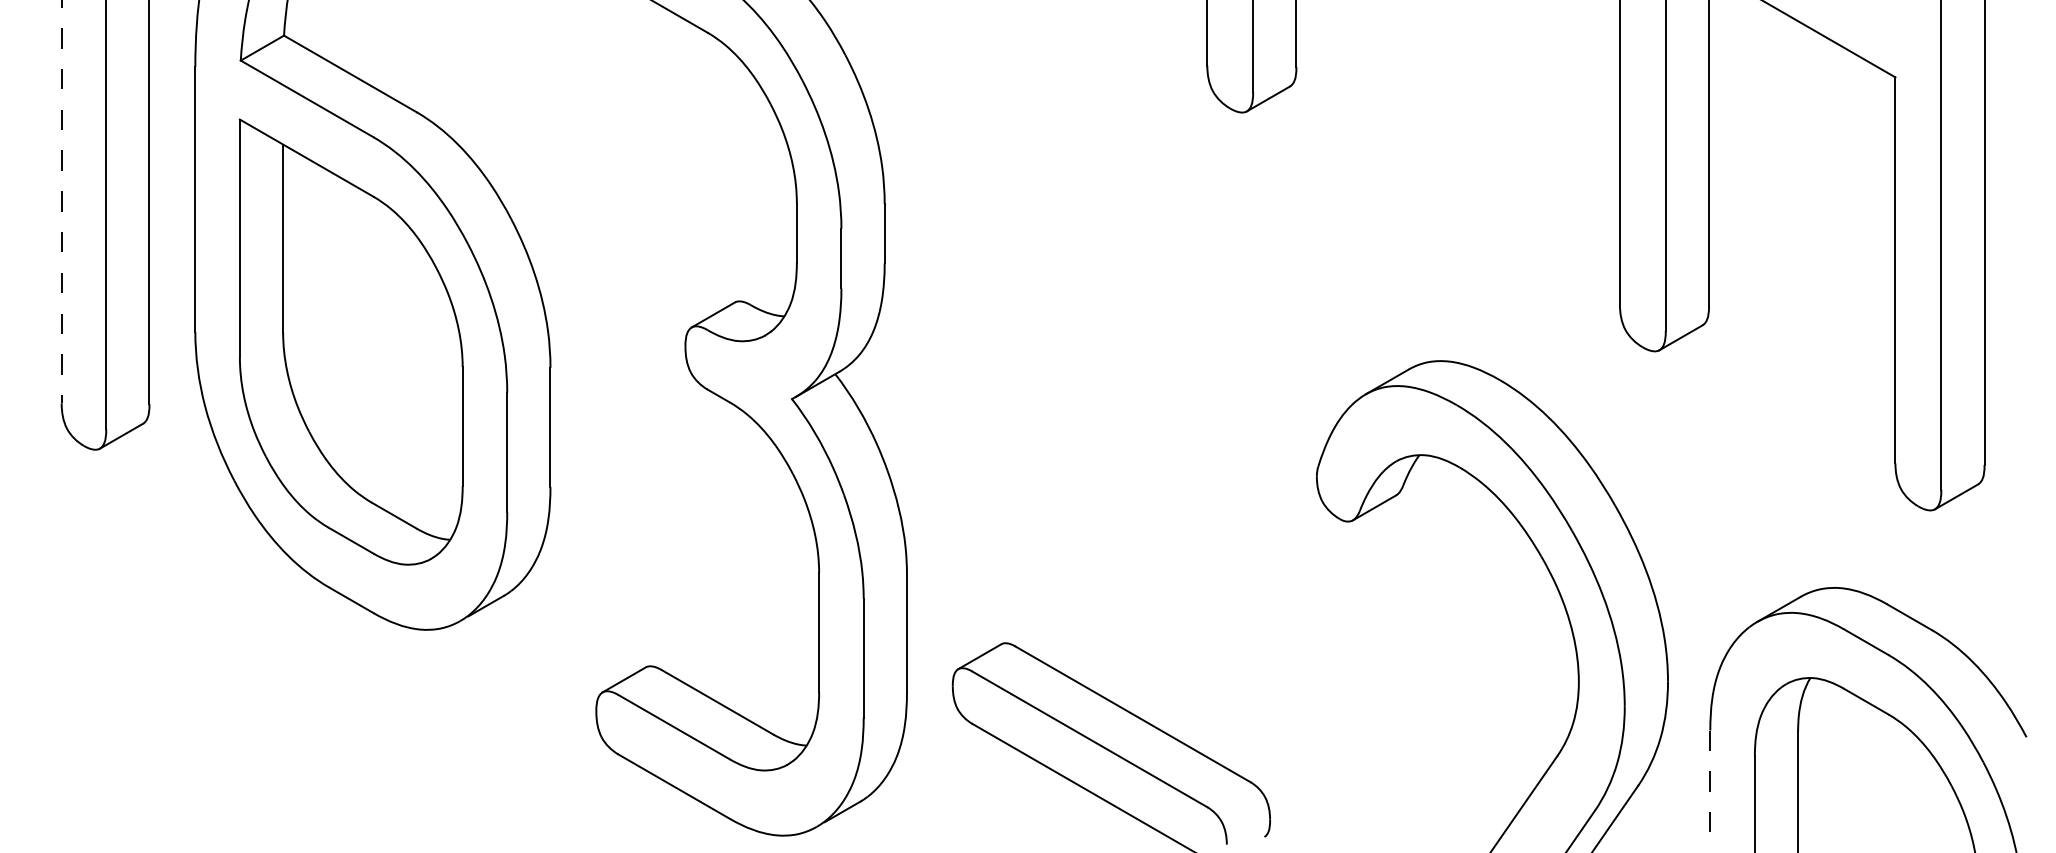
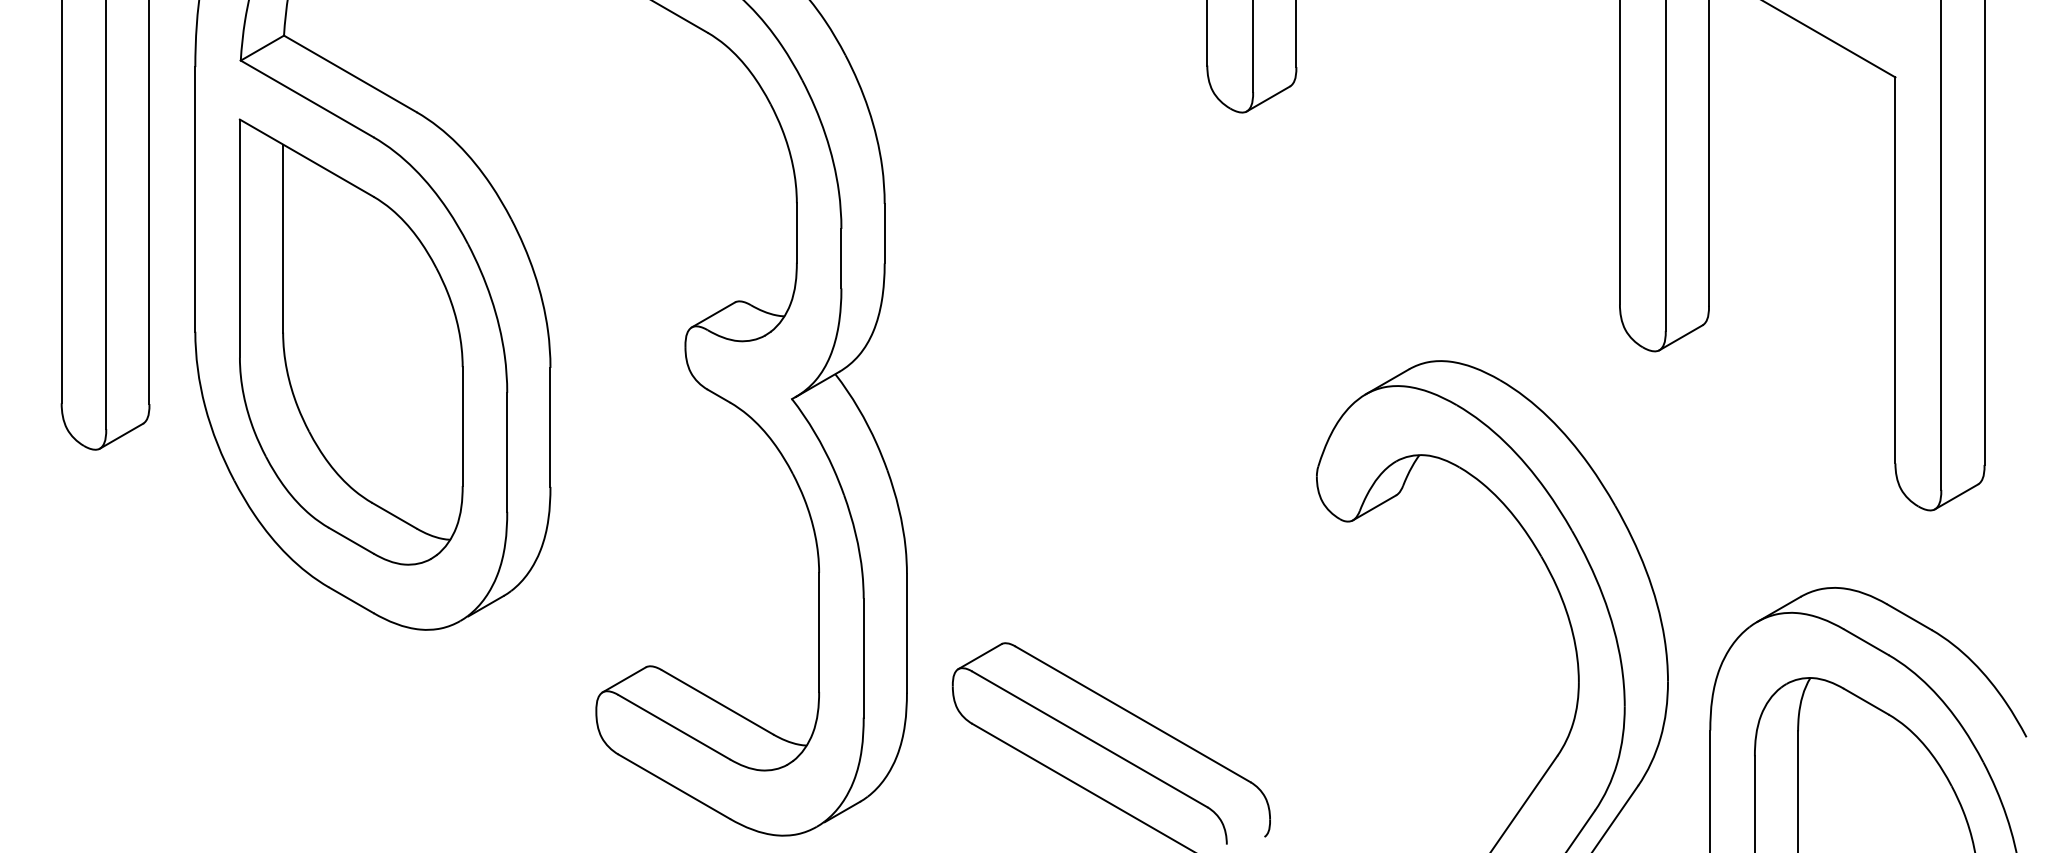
line: dashed -> solid (61, 202)
line: dashed -> solid (1710, 791)
